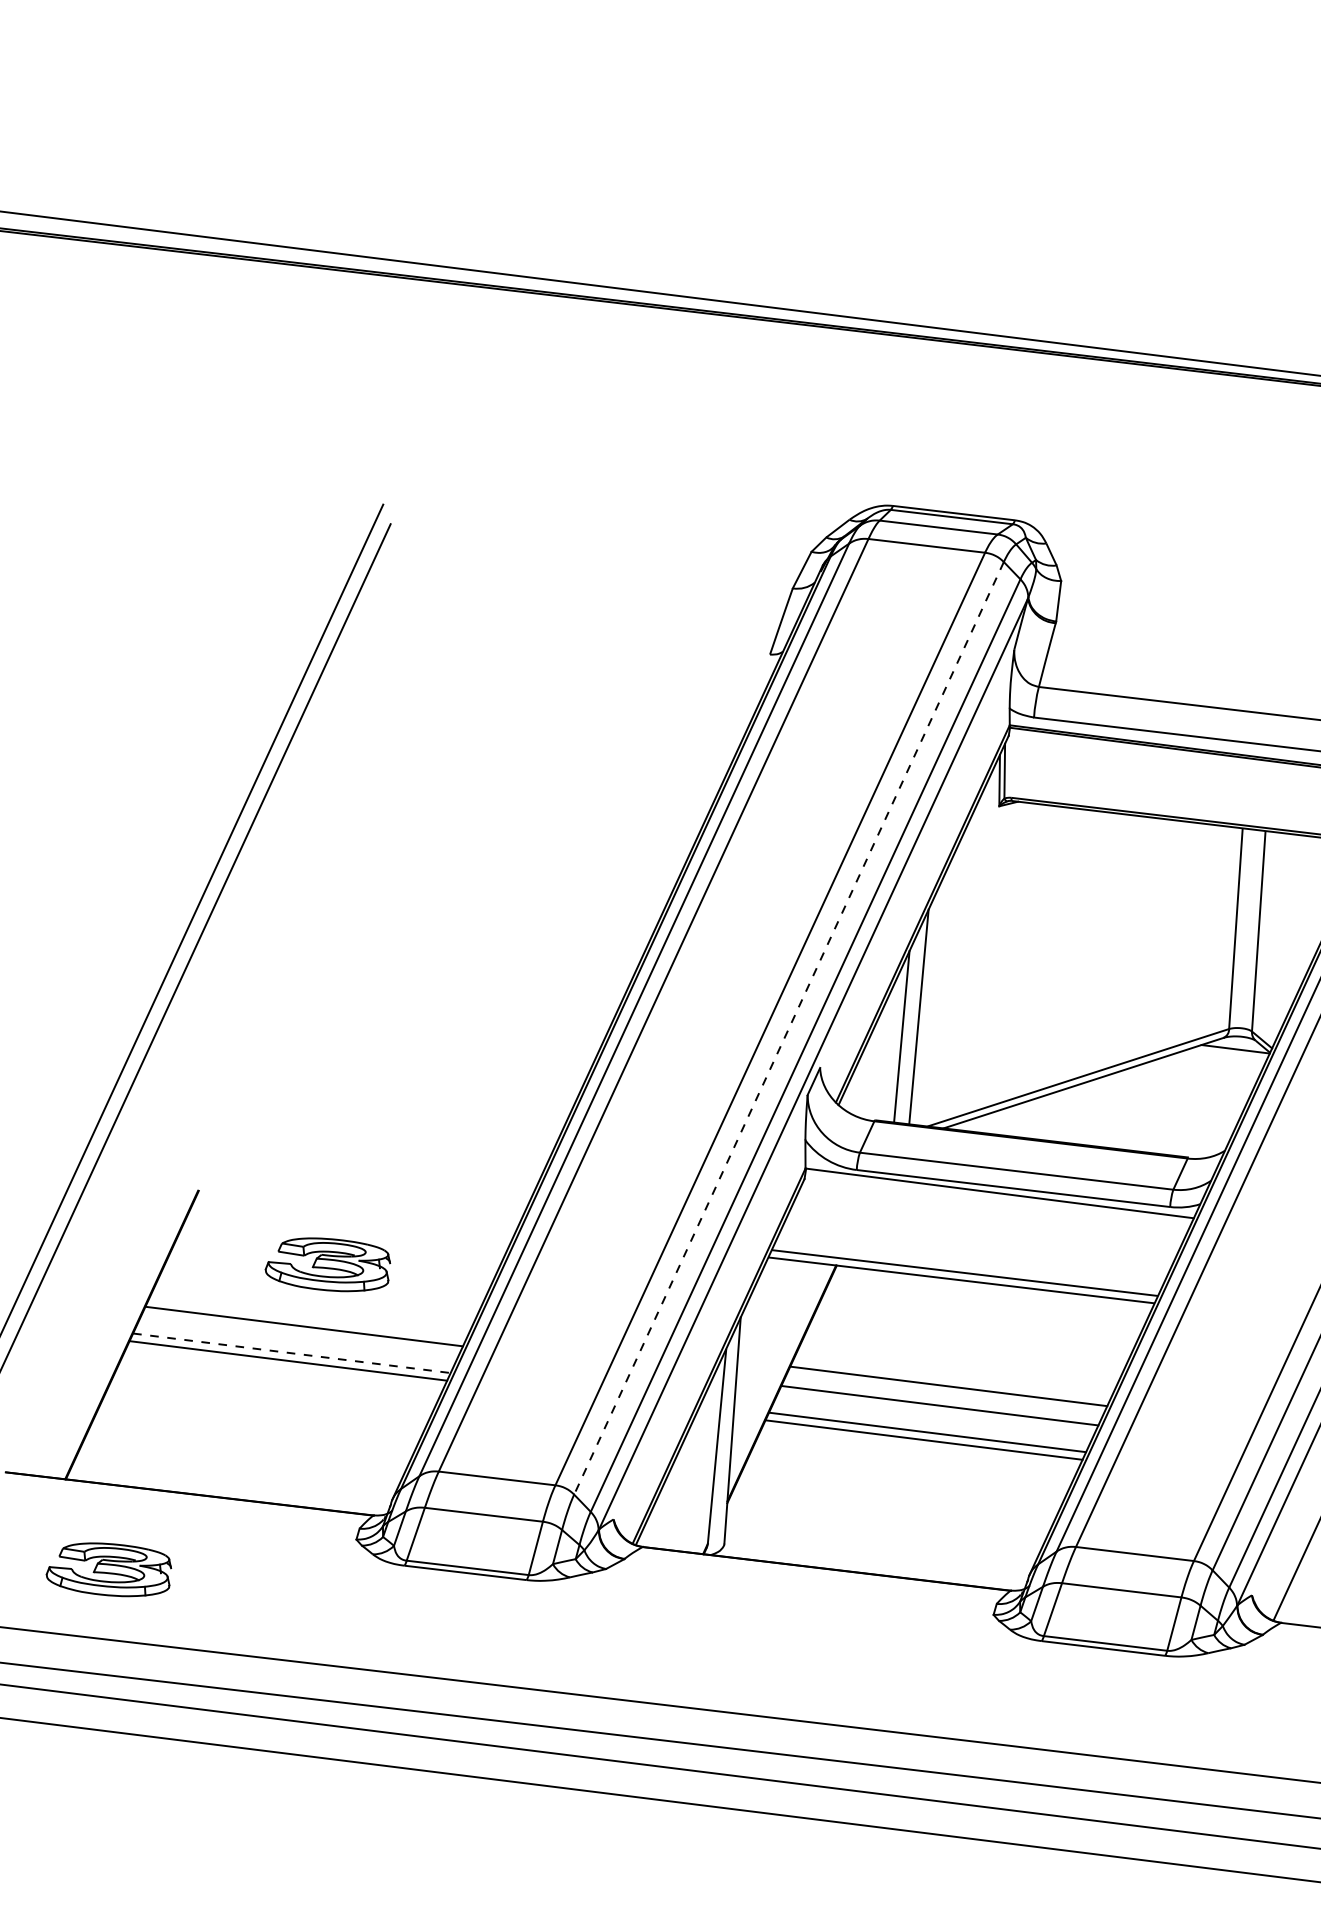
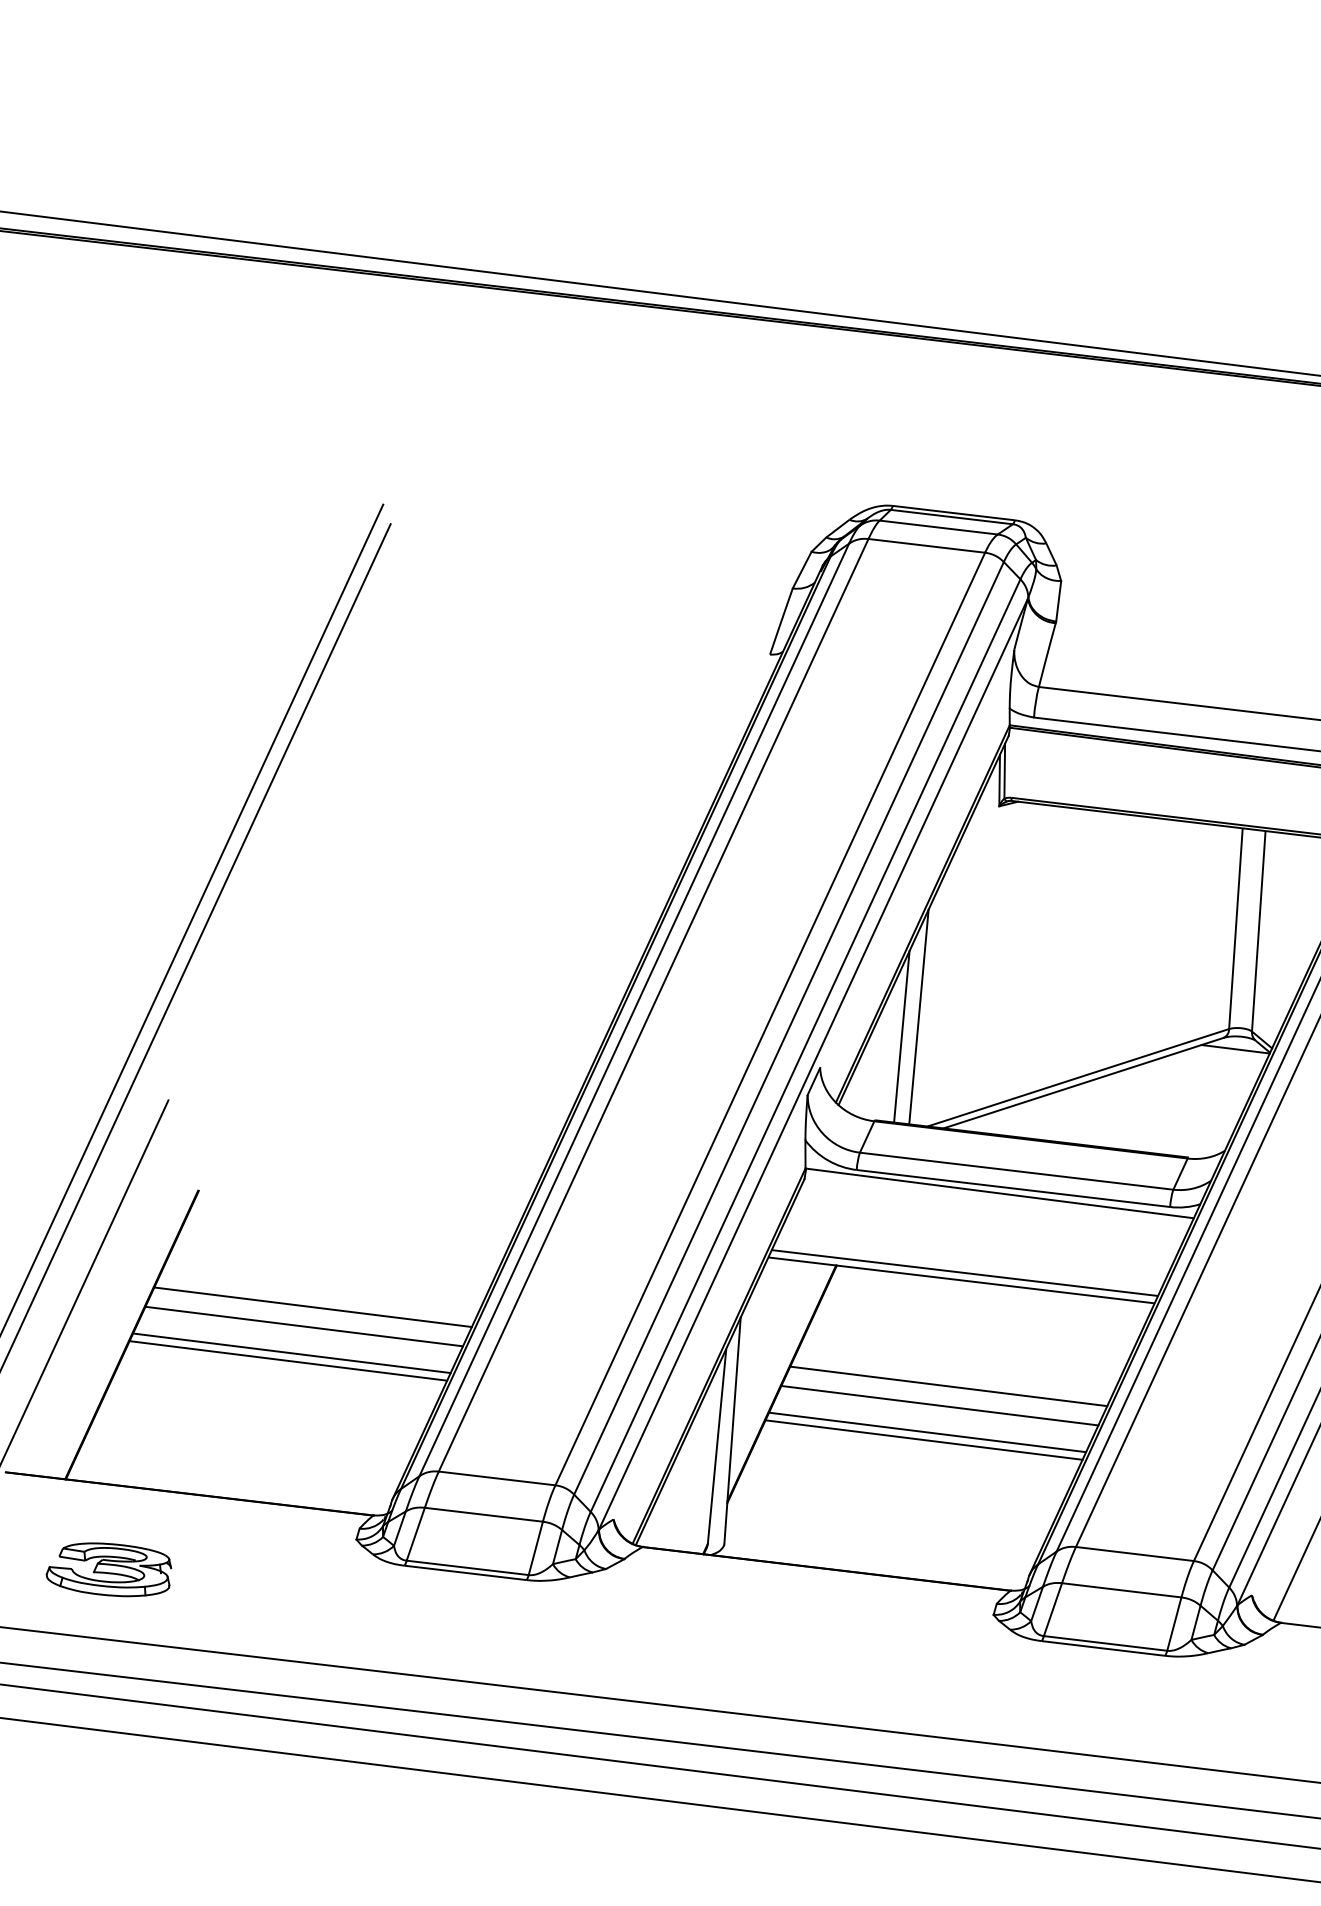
line: dashed -> solid (788, 1028)
part: present -> none (327, 1264)
line: none -> present (85, 1280)
line: none -> present (312, 1307)
line: dashed -> solid (292, 1353)
